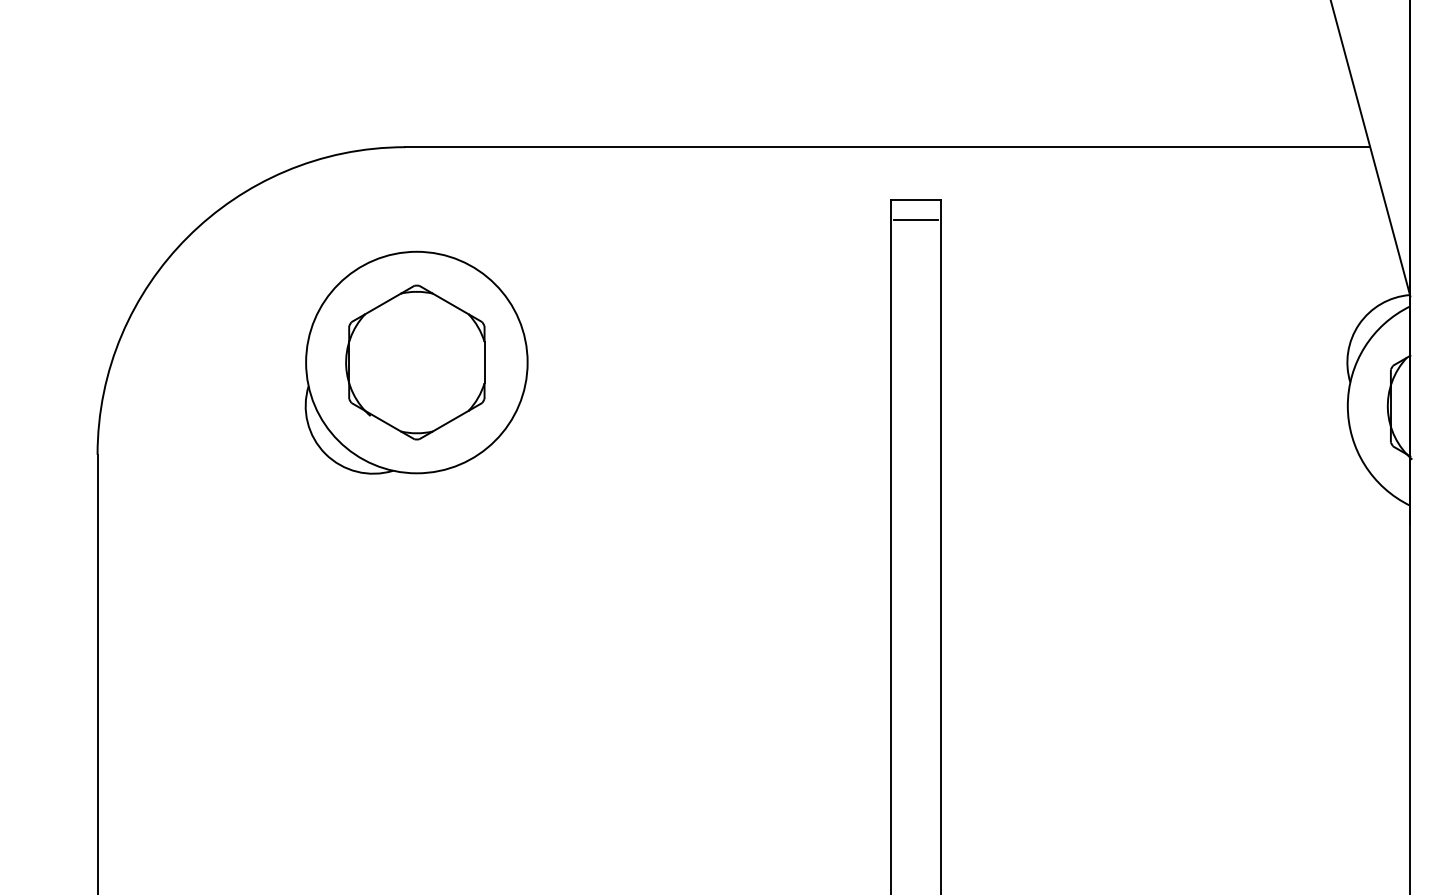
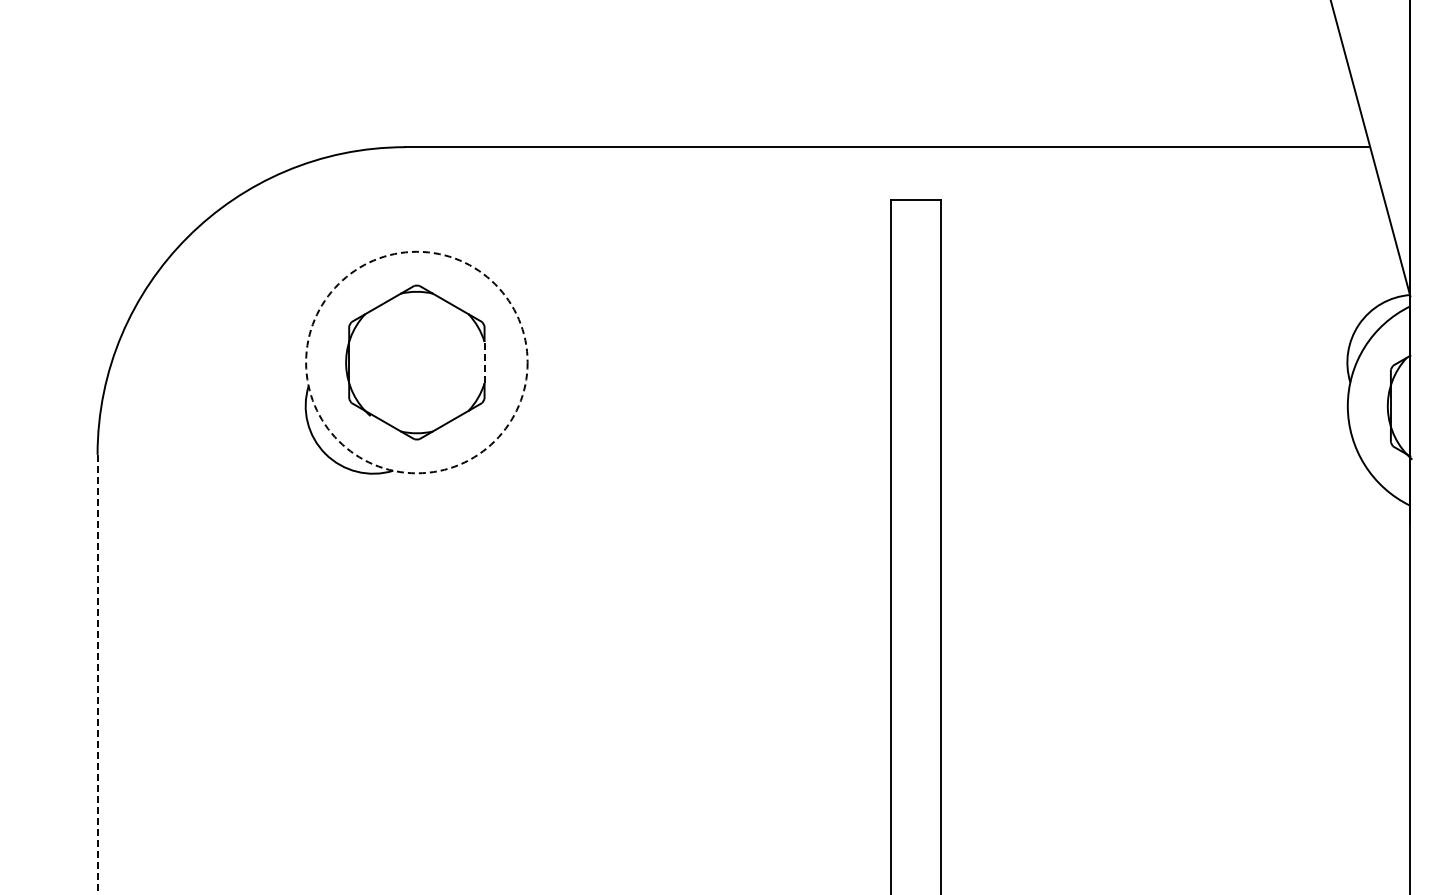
line: present -> none (915, 219)
circle: solid -> dashed (416, 362)
line: solid -> dashed (484, 362)
line: solid -> dashed (97, 674)
